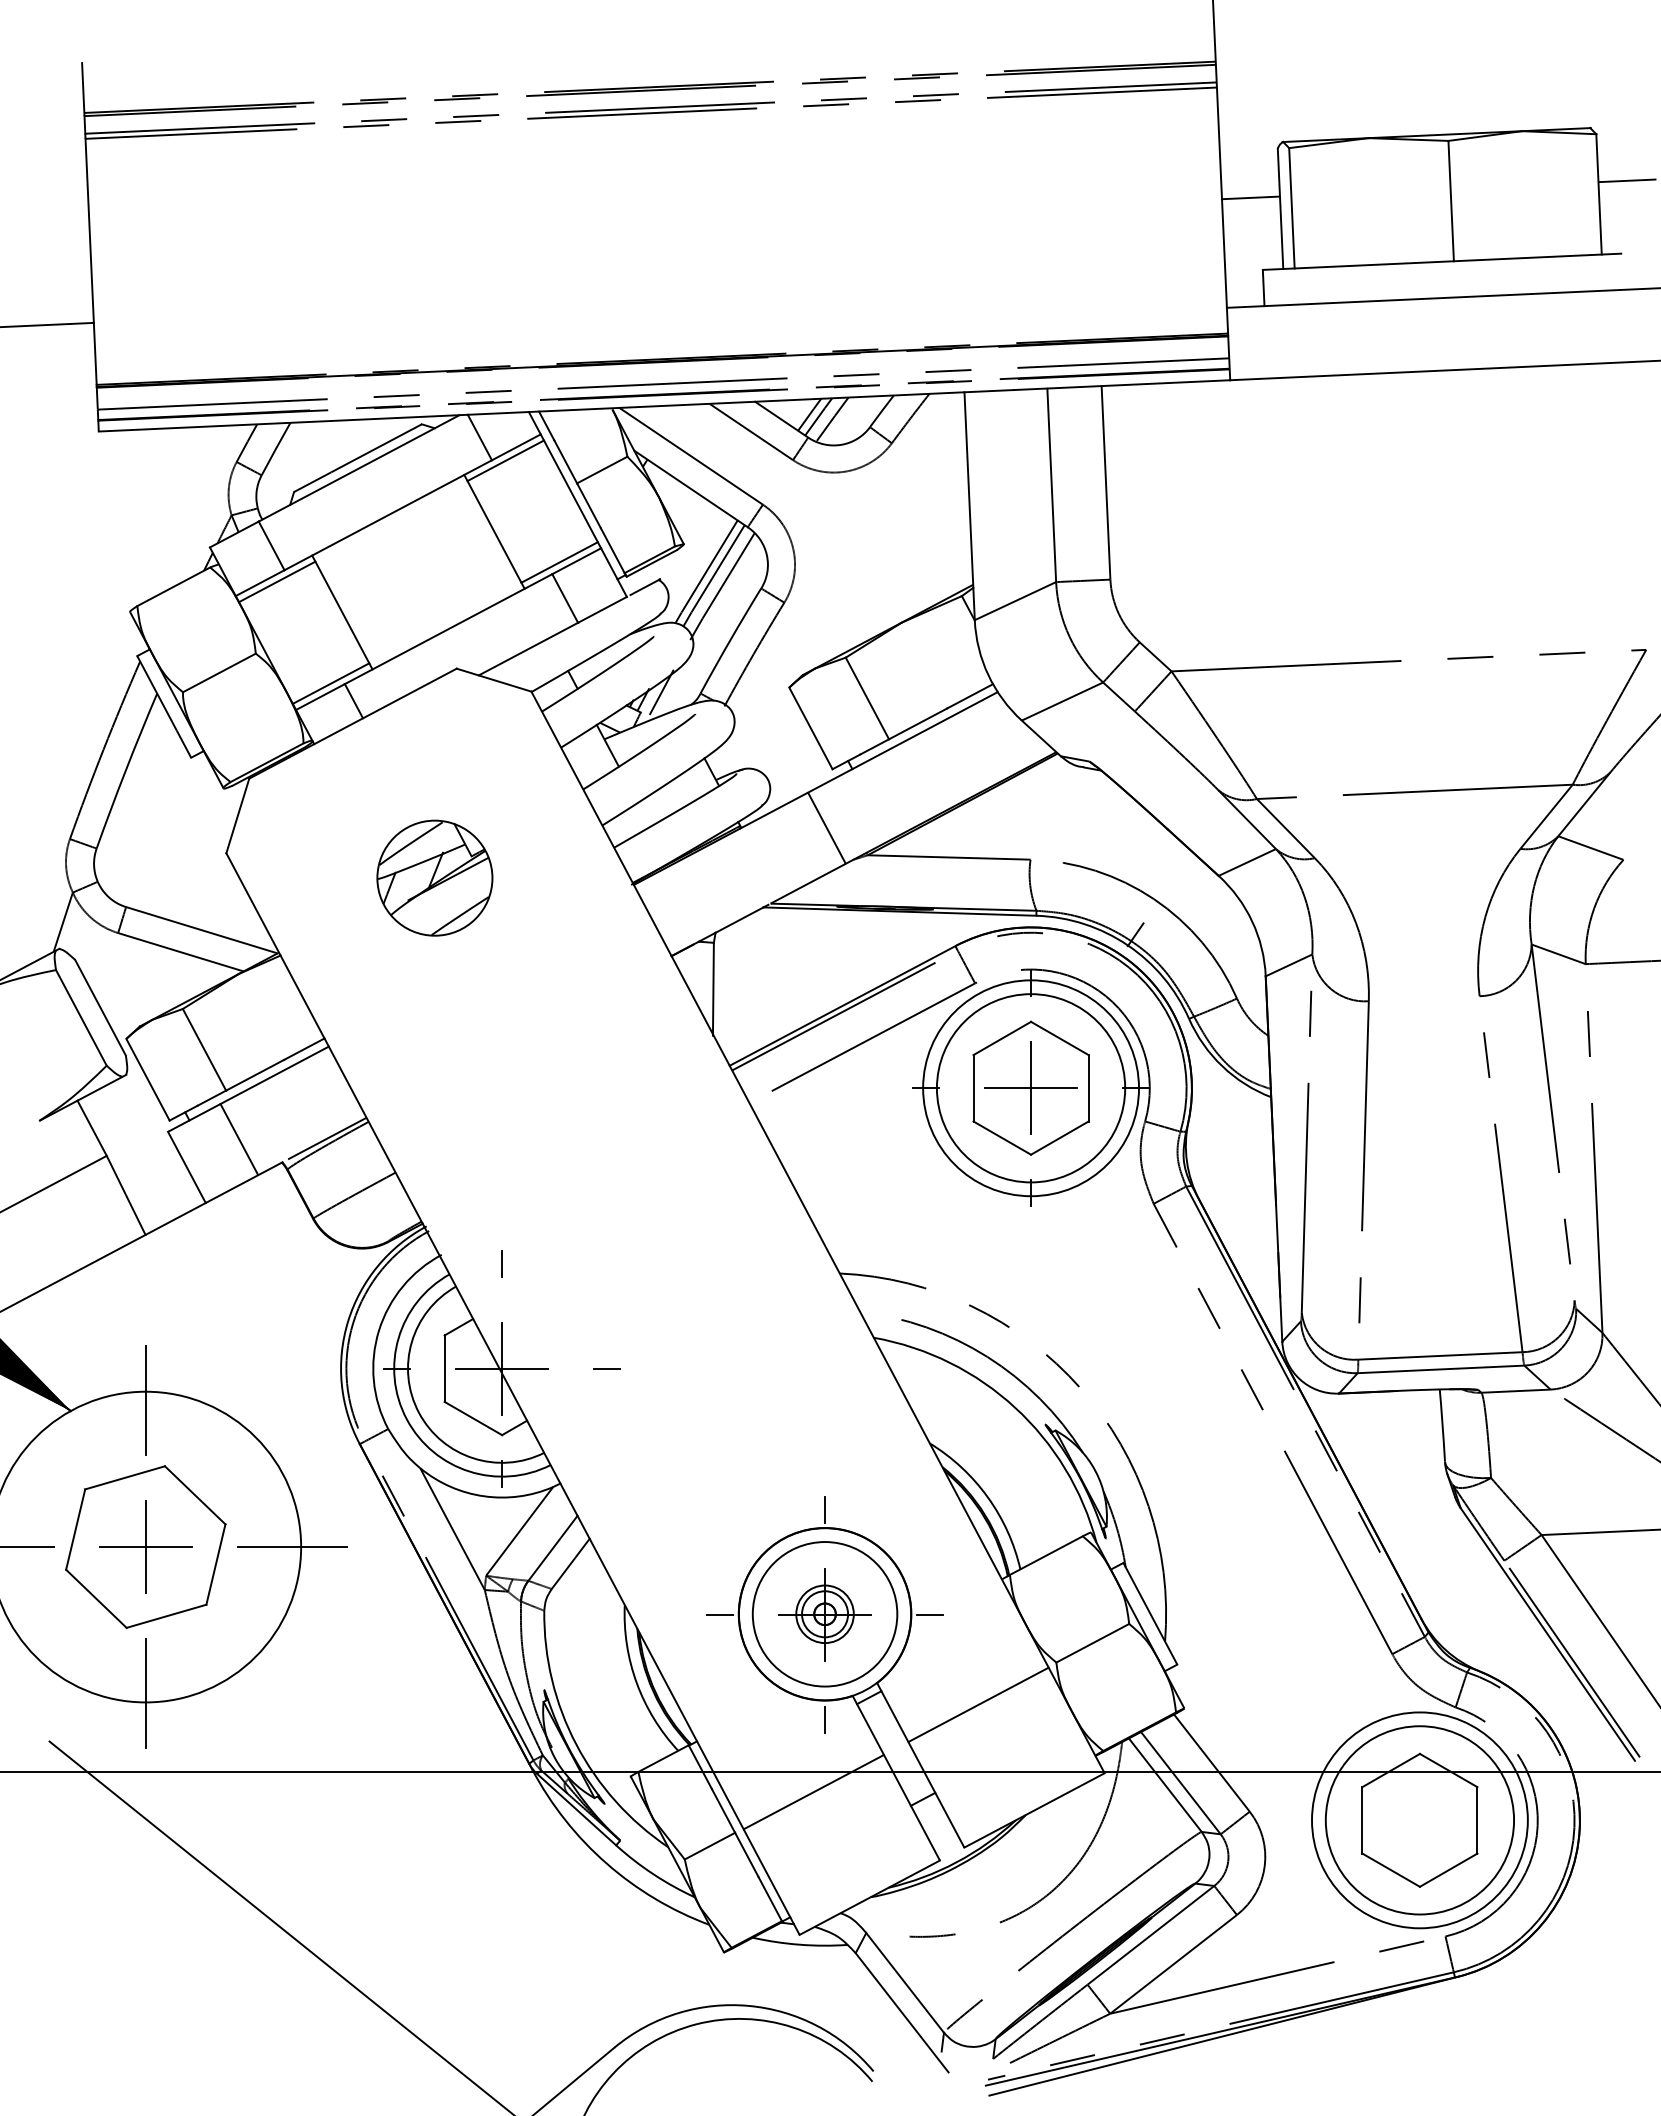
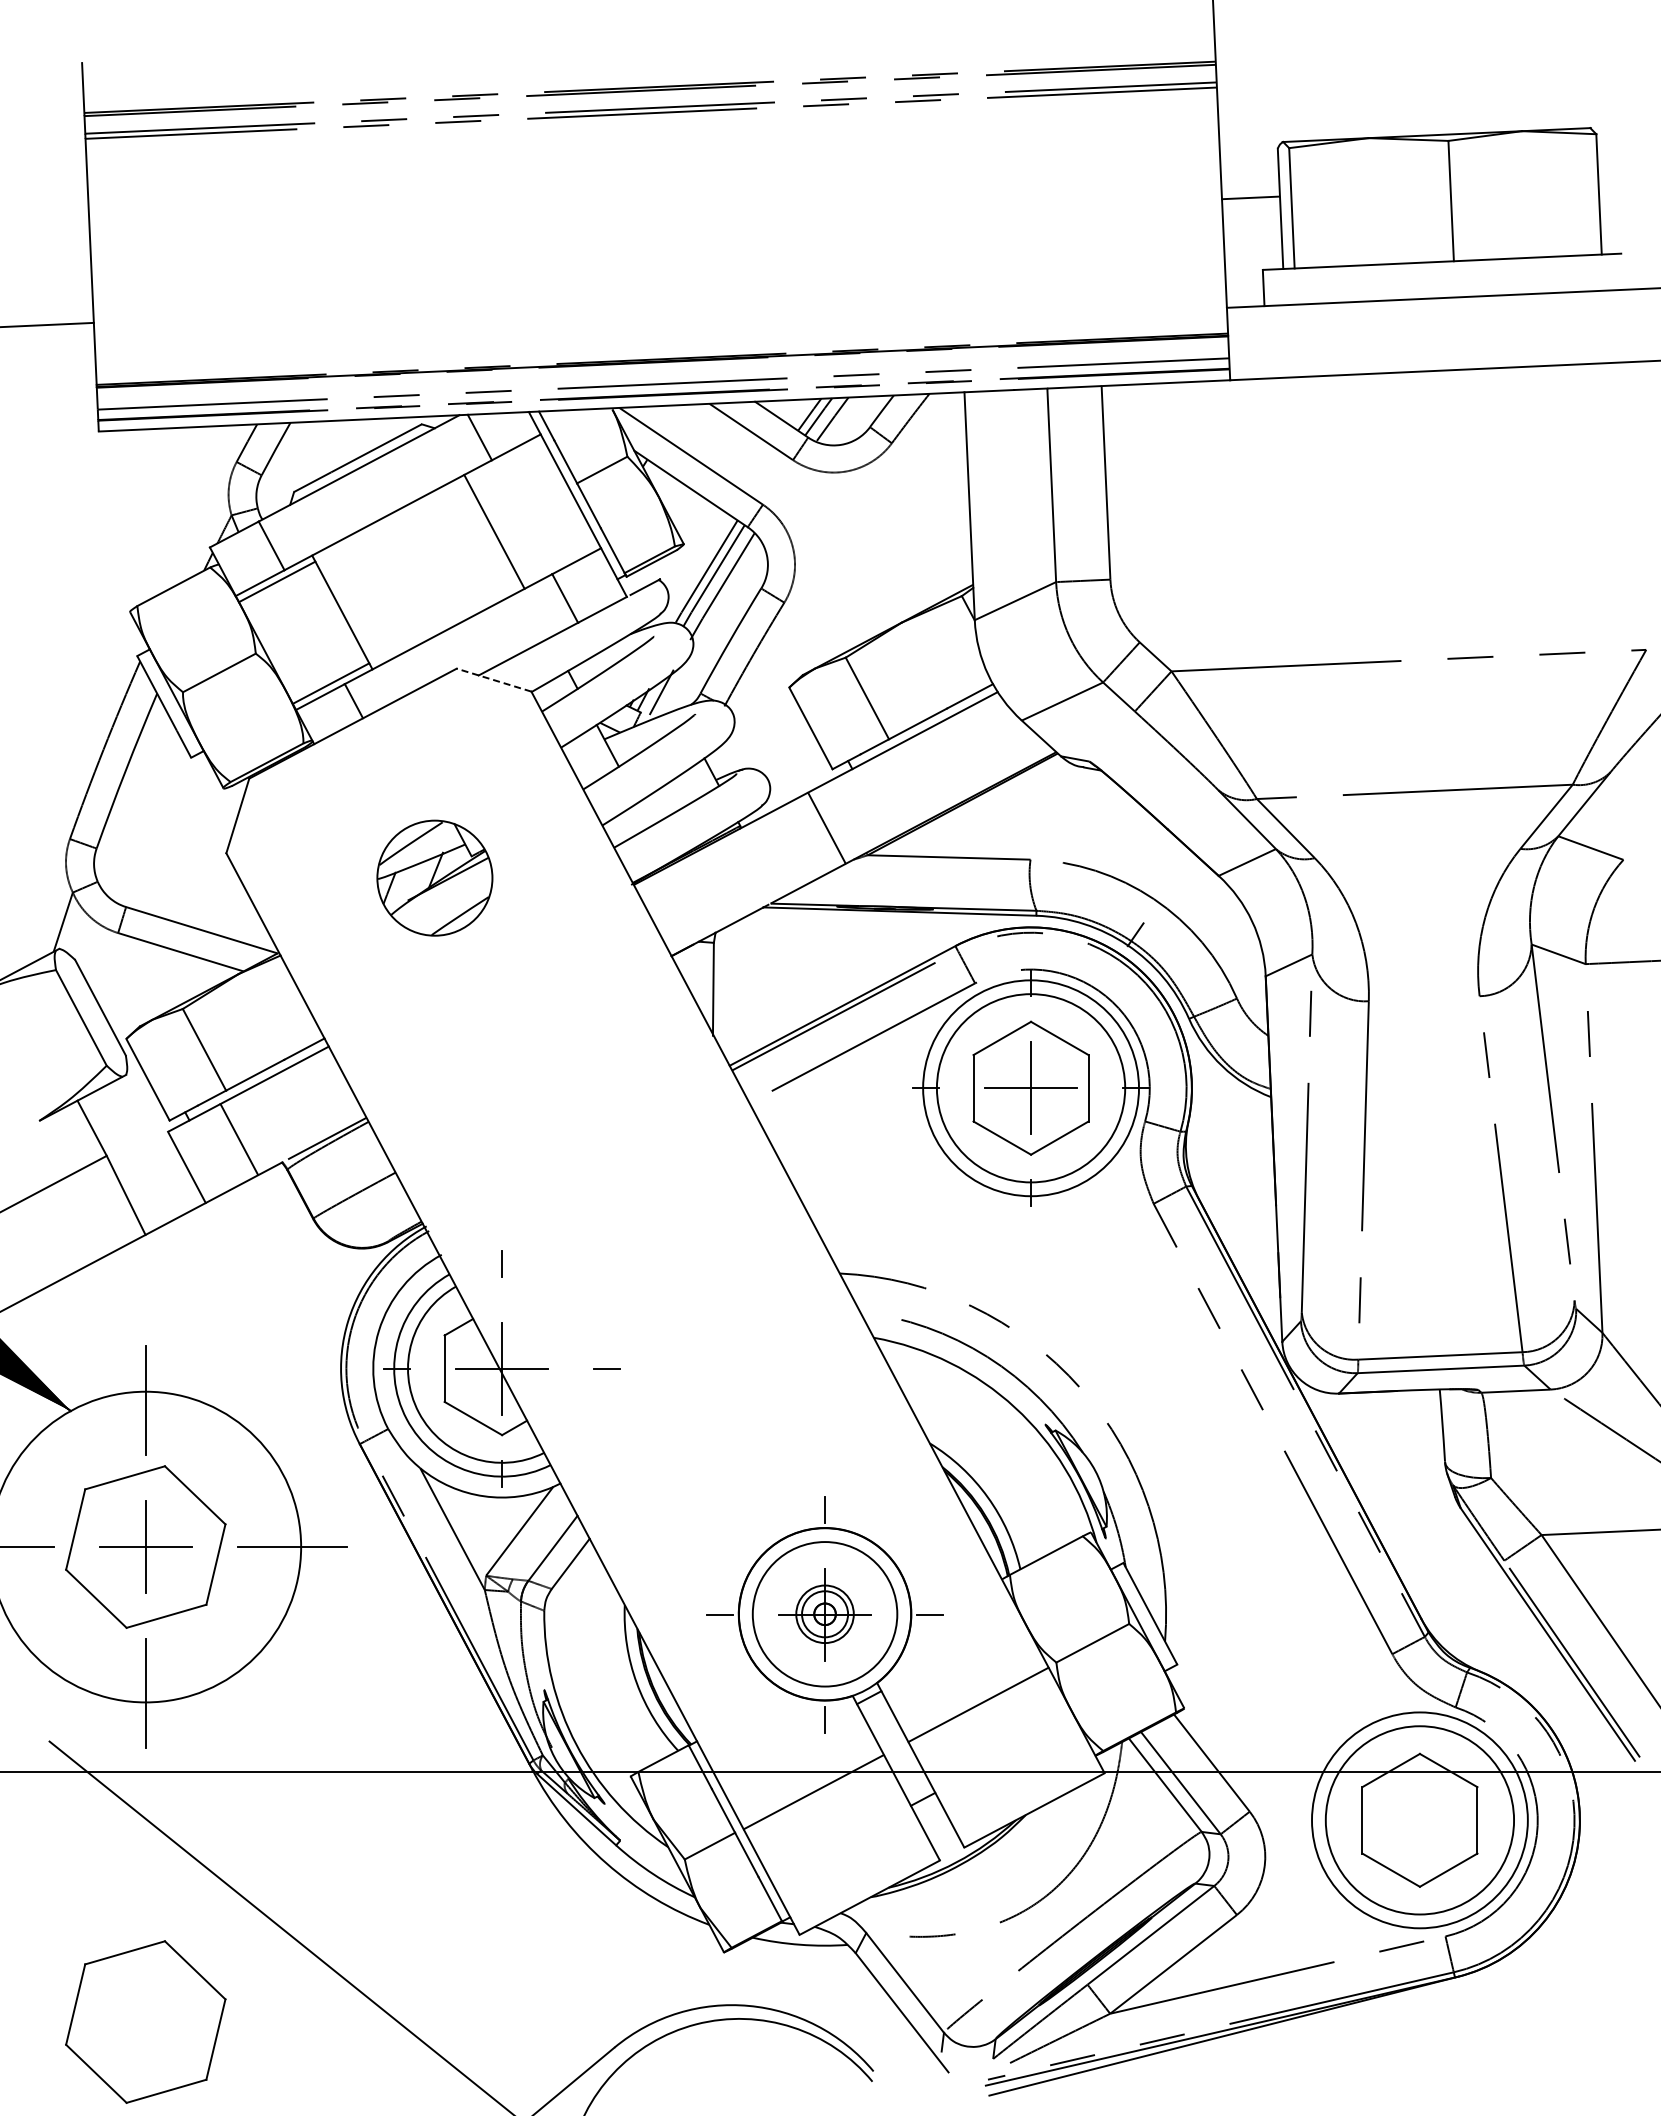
line: present -> none (1627, 180)
line: present -> none (505, 460)
line: present -> none (559, 562)
line: solid -> dashed (493, 680)
part: none -> present (145, 2021)
